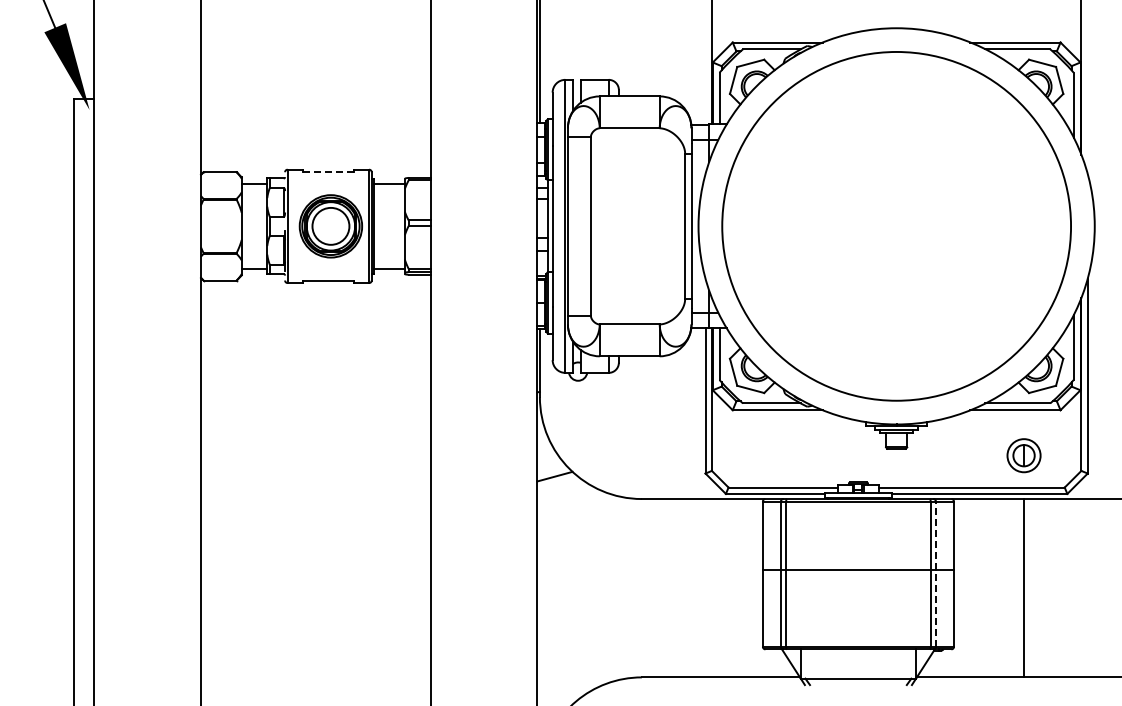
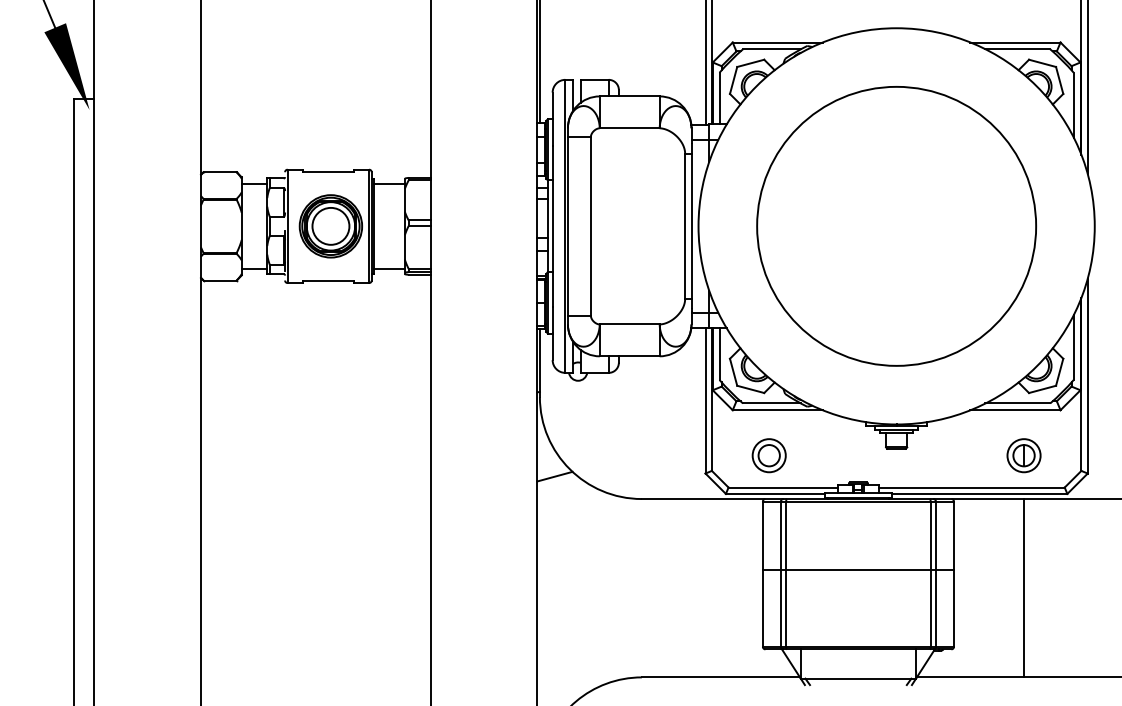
line: none -> present (705, 63)
line: none -> present (1087, 88)
line: dashed -> solid (327, 171)
circle diameter: 349 px -> 279 px (896, 225)
part: none -> present (768, 455)
line: dashed -> solid (935, 574)
